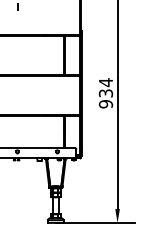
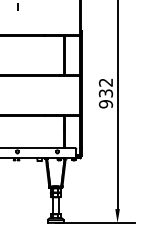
text: 934 -> 932 (105, 82)
